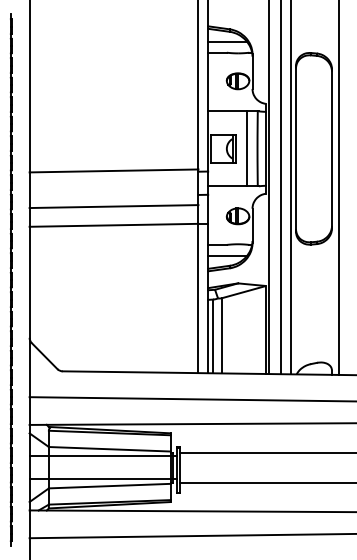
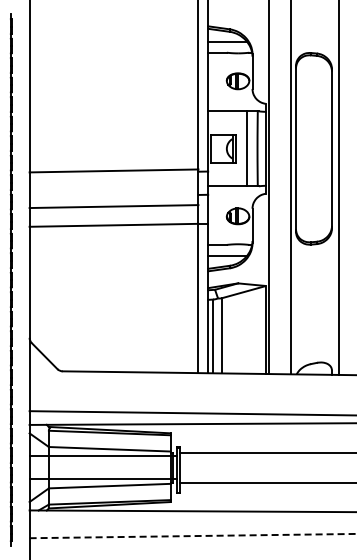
line: present -> none (281, 188)
line position: (191, 399) -> (191, 413) (191, 413)
line: solid -> dashed (193, 536)
